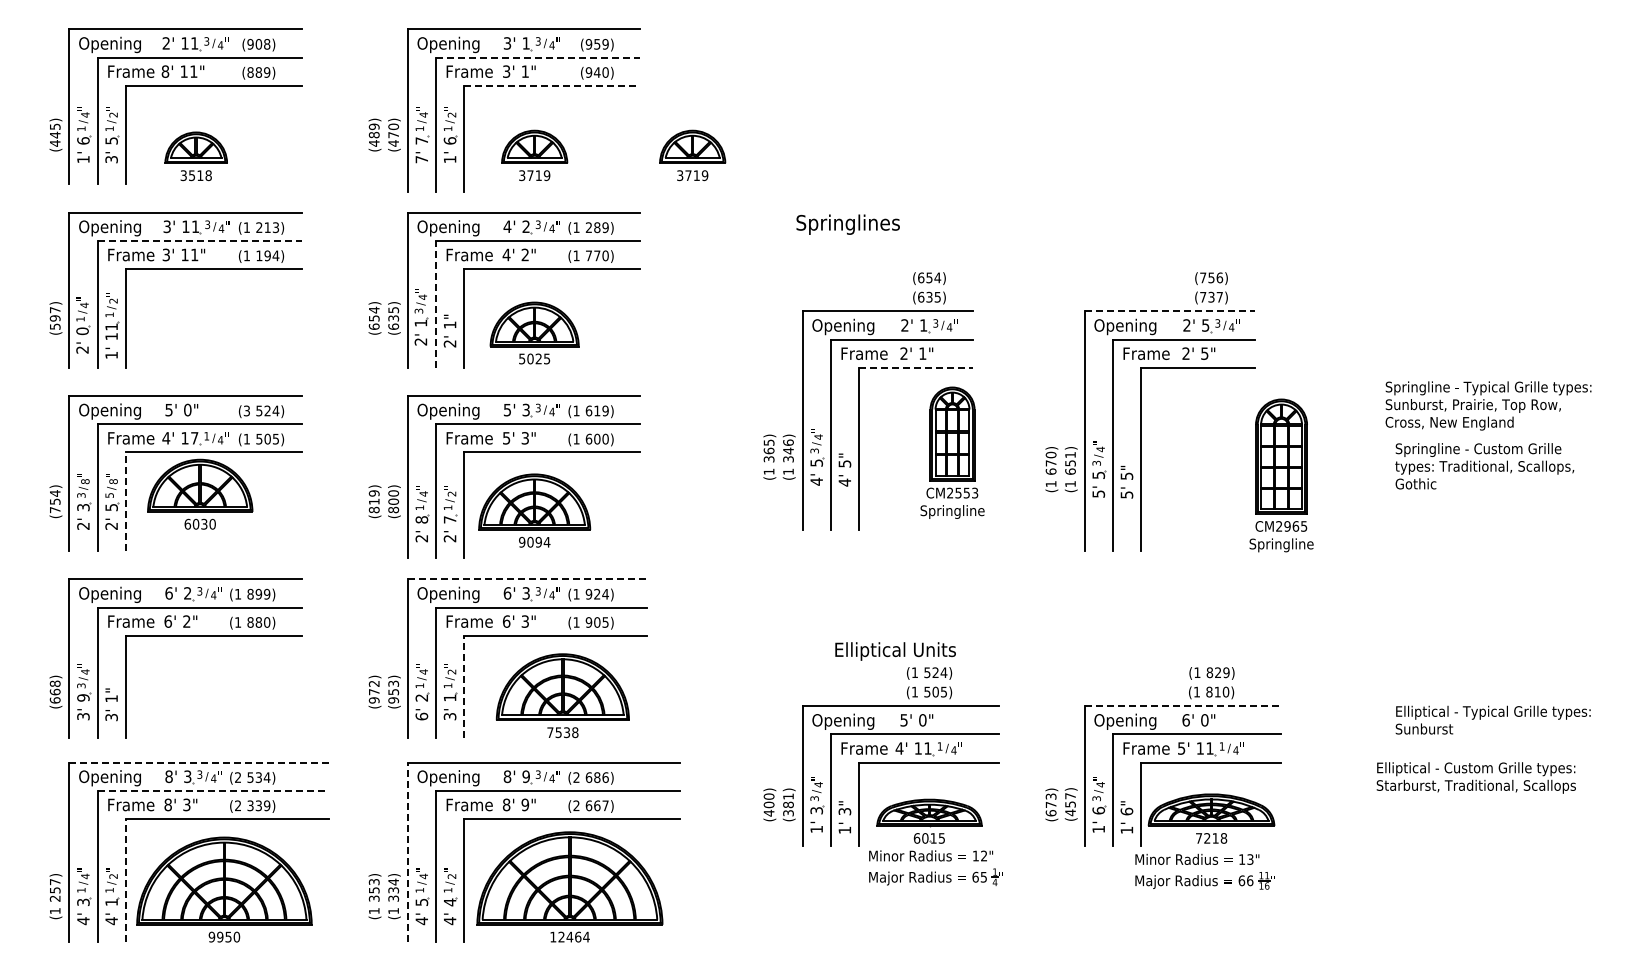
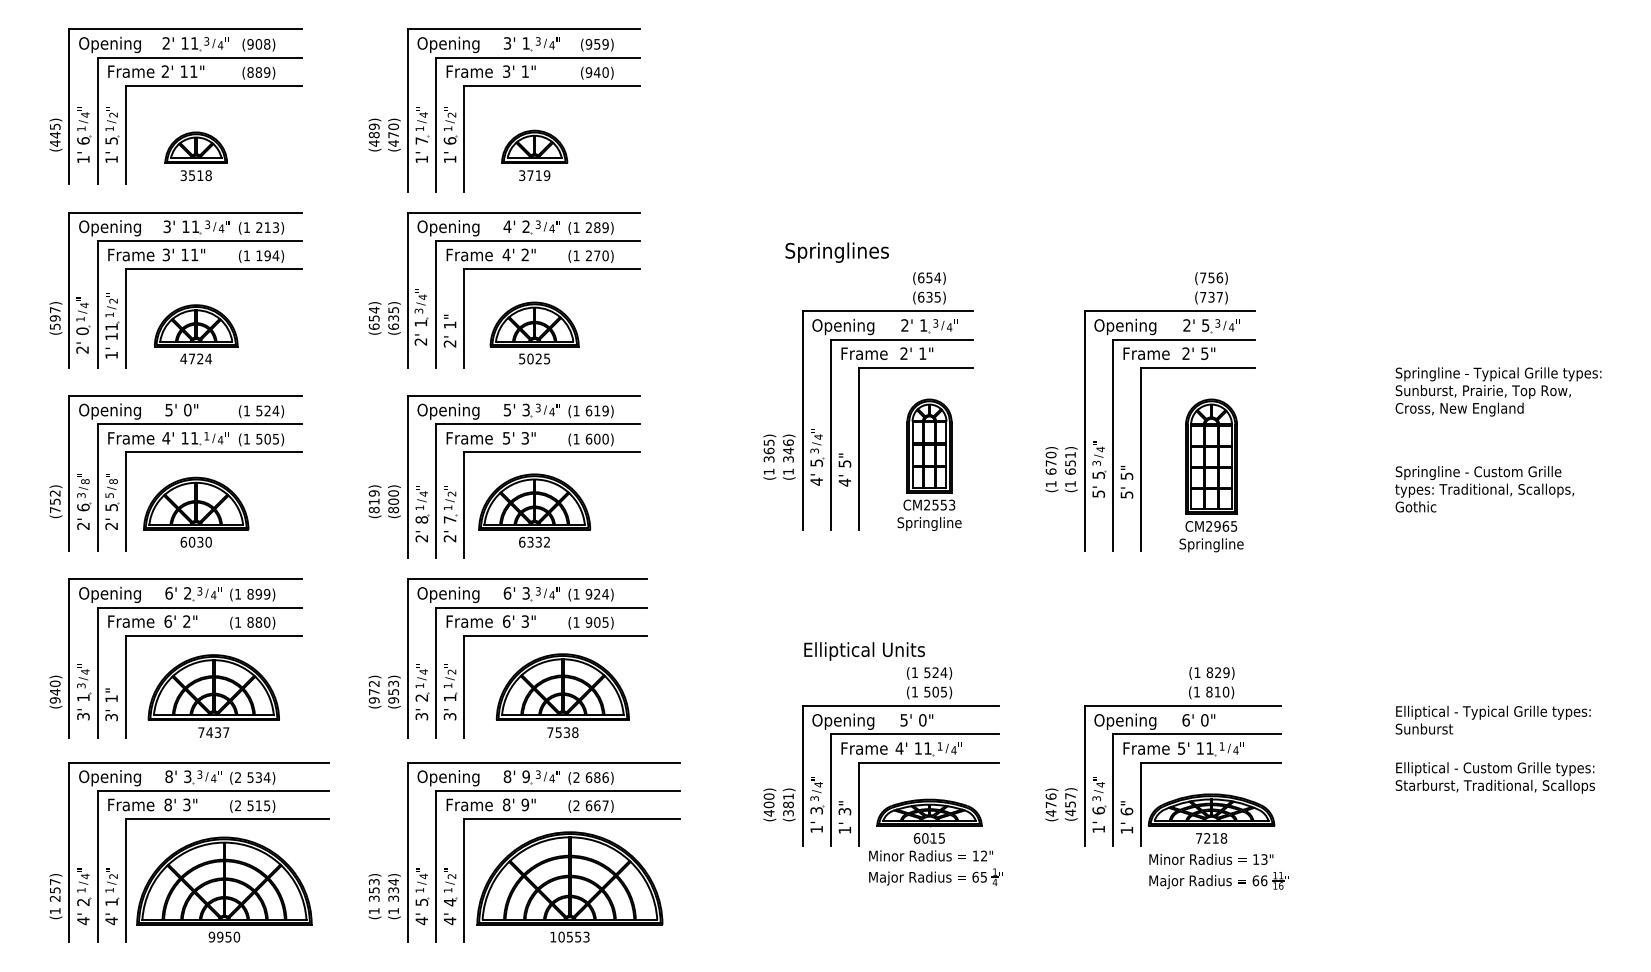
line: dashed -> solid (538, 57)
text: 8' -> 2' (165, 71)
line: dashed -> solid (552, 85)
part: present -> none (692, 155)
text: 3' -> 1' (111, 159)
text: 7' -> 1' (421, 159)
text position: (847, 224) -> (836, 252) (836, 252)
line: dashed -> solid (200, 240)
text: 770) -> 270) (588, 255)
line: dashed -> solid (435, 303)
line: dashed -> solid (1170, 311)
part: none -> present (196, 334)
line: dashed -> solid (915, 367)
text position: (1488, 405) -> (1498, 391) (1498, 391)
text: (3 -> (1 (246, 410)
text: 17 -> 11 (194, 438)
part position: (952, 452) -> (929, 464) (929, 464)
text position: (1484, 466) -> (1484, 489) (1484, 489)
part position: (1281, 475) -> (1211, 475) (1211, 475)
text: (754) -> (752) (54, 493)
part position: (200, 493) -> (196, 511) (196, 511)
line: dashed -> solid (125, 501)
text: 3 -> 6 (83, 507)
text: 9094 -> 6332 (534, 541)
line: dashed -> solid (527, 579)
text position: (895, 651) -> (864, 651) (864, 651)
line: dashed -> solid (464, 686)
text: (668) -> (940) (54, 691)
part: none -> present (213, 696)
text: 9 -> 1 (83, 697)
line: dashed -> solid (1183, 706)
text: 6' -> 3' (421, 716)
line: dashed -> solid (199, 762)
text position: (1475, 777) -> (1494, 777) (1494, 777)
line: dashed -> solid (213, 790)
text: (673) -> (476) (1050, 804)
text: 339) -> 515) (258, 805)
line: dashed -> solid (407, 852)
part position: (1204, 871) -> (1218, 871) (1218, 871)
line: dashed -> solid (125, 880)
text: 3 -> 2 (83, 901)
text: 12464 -> 10553 (573, 936)
